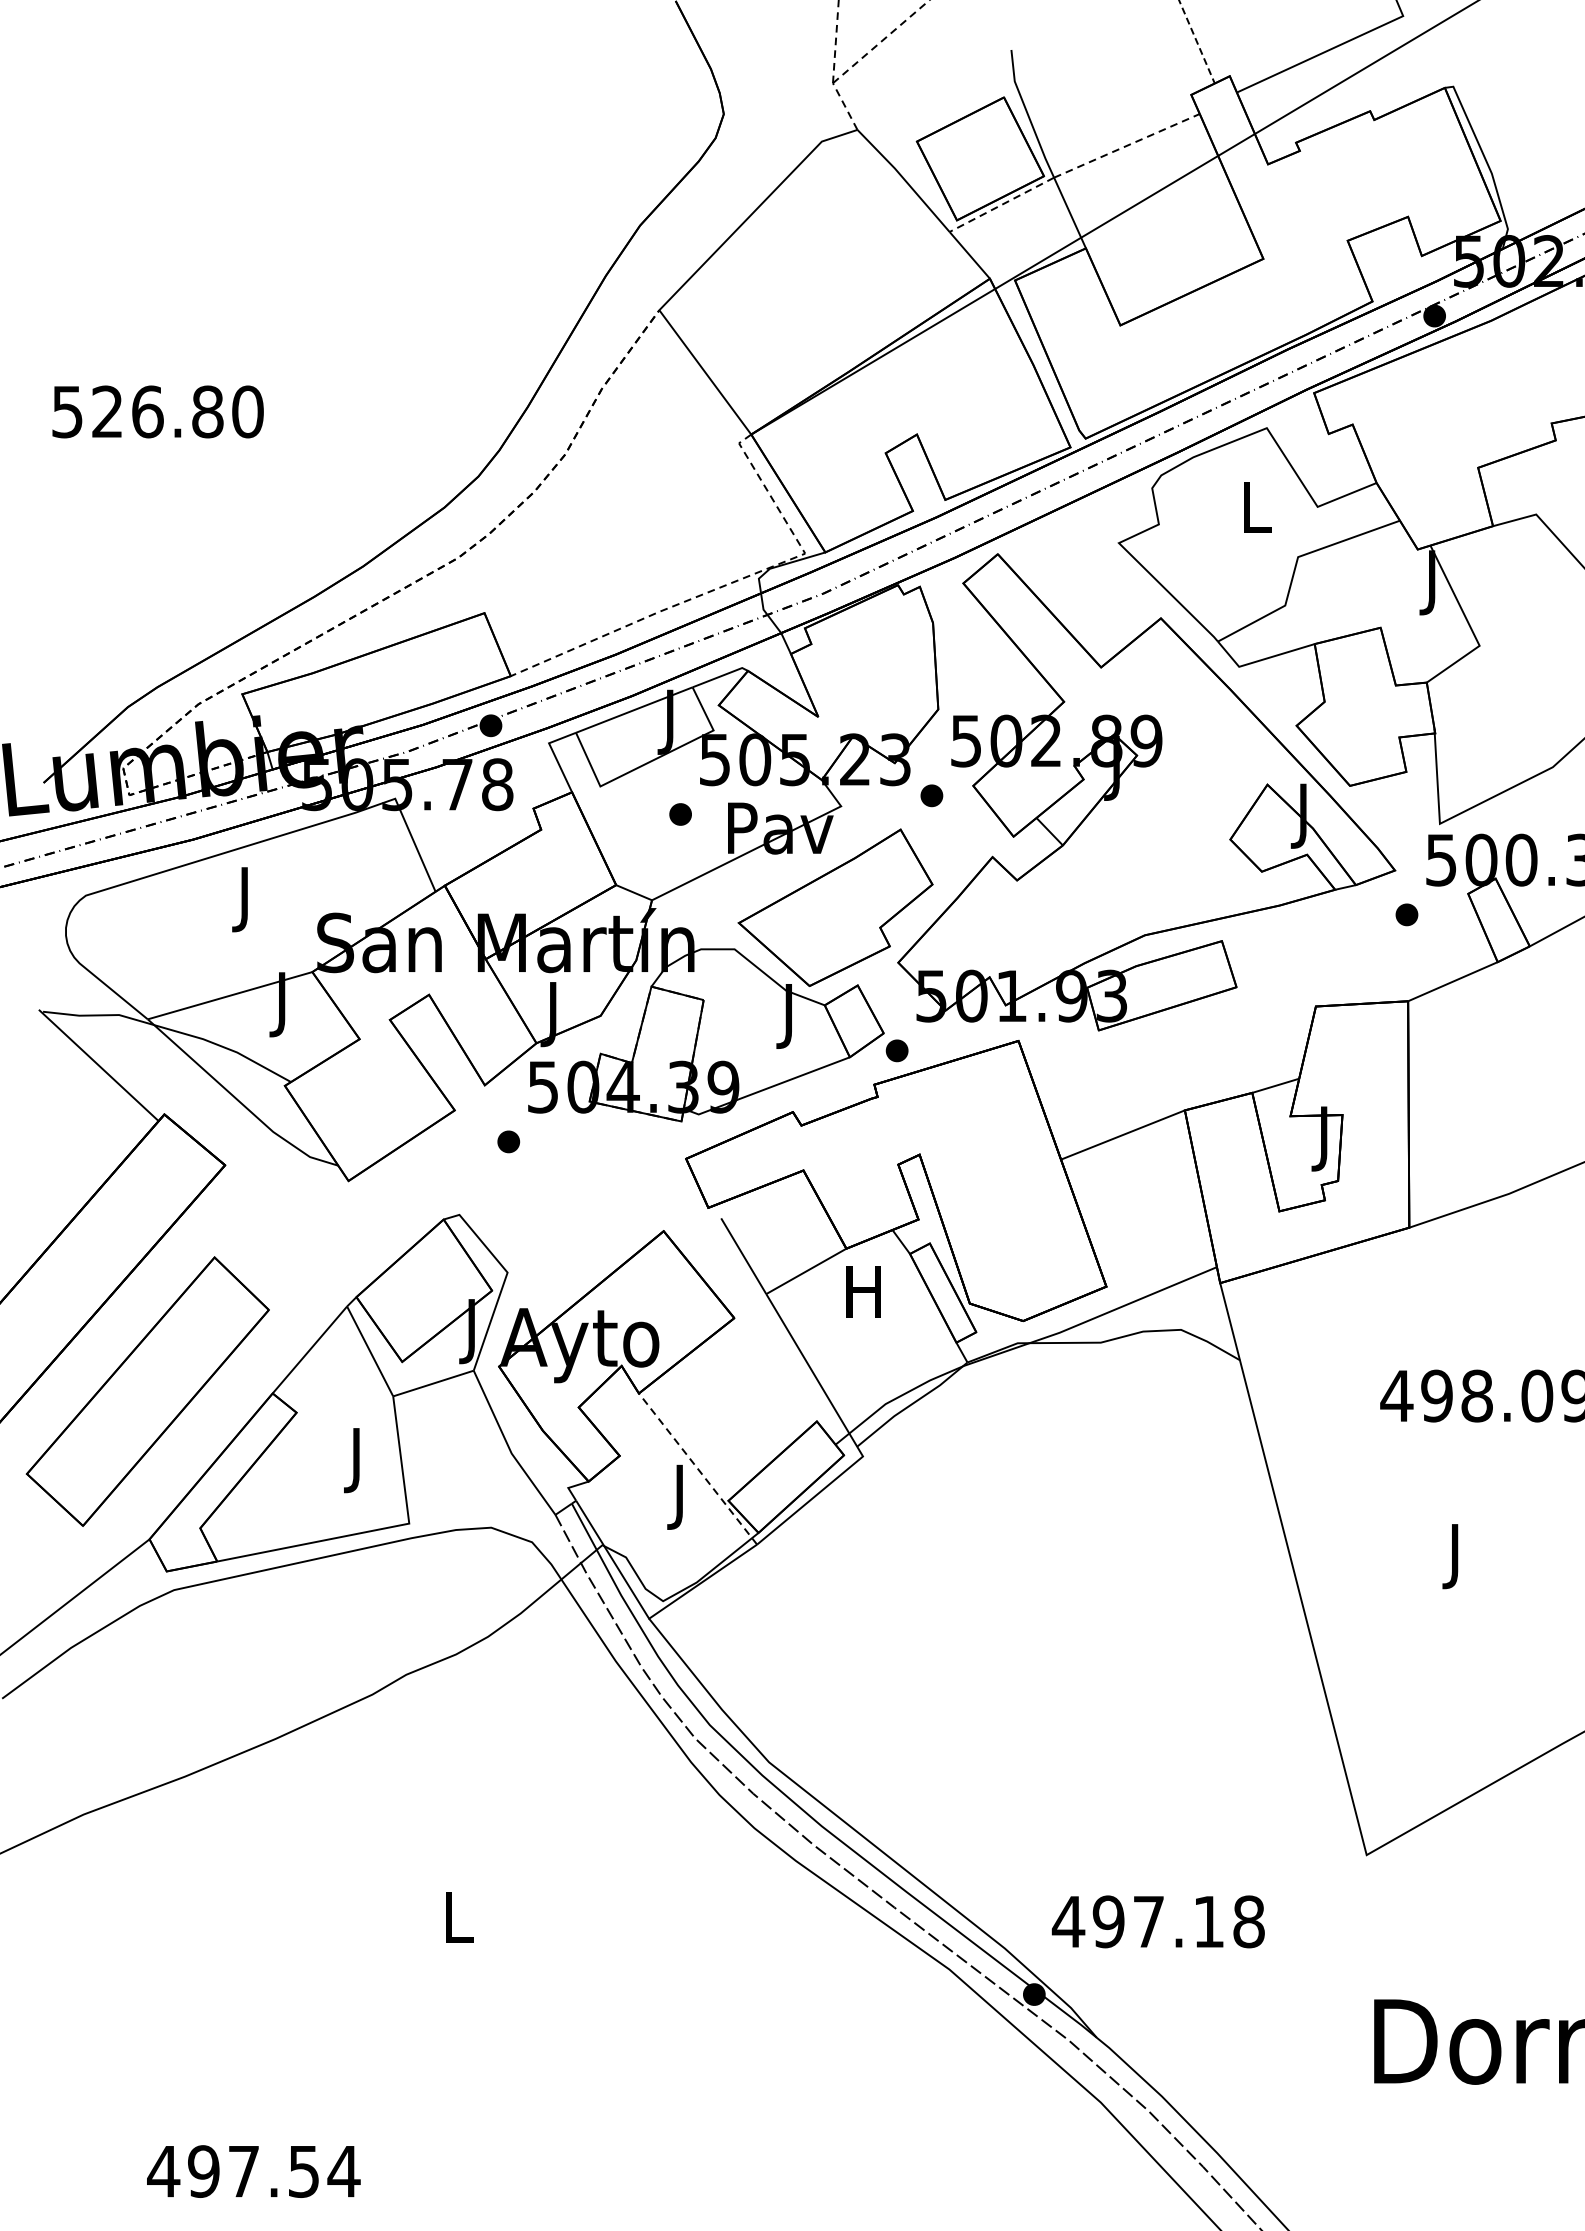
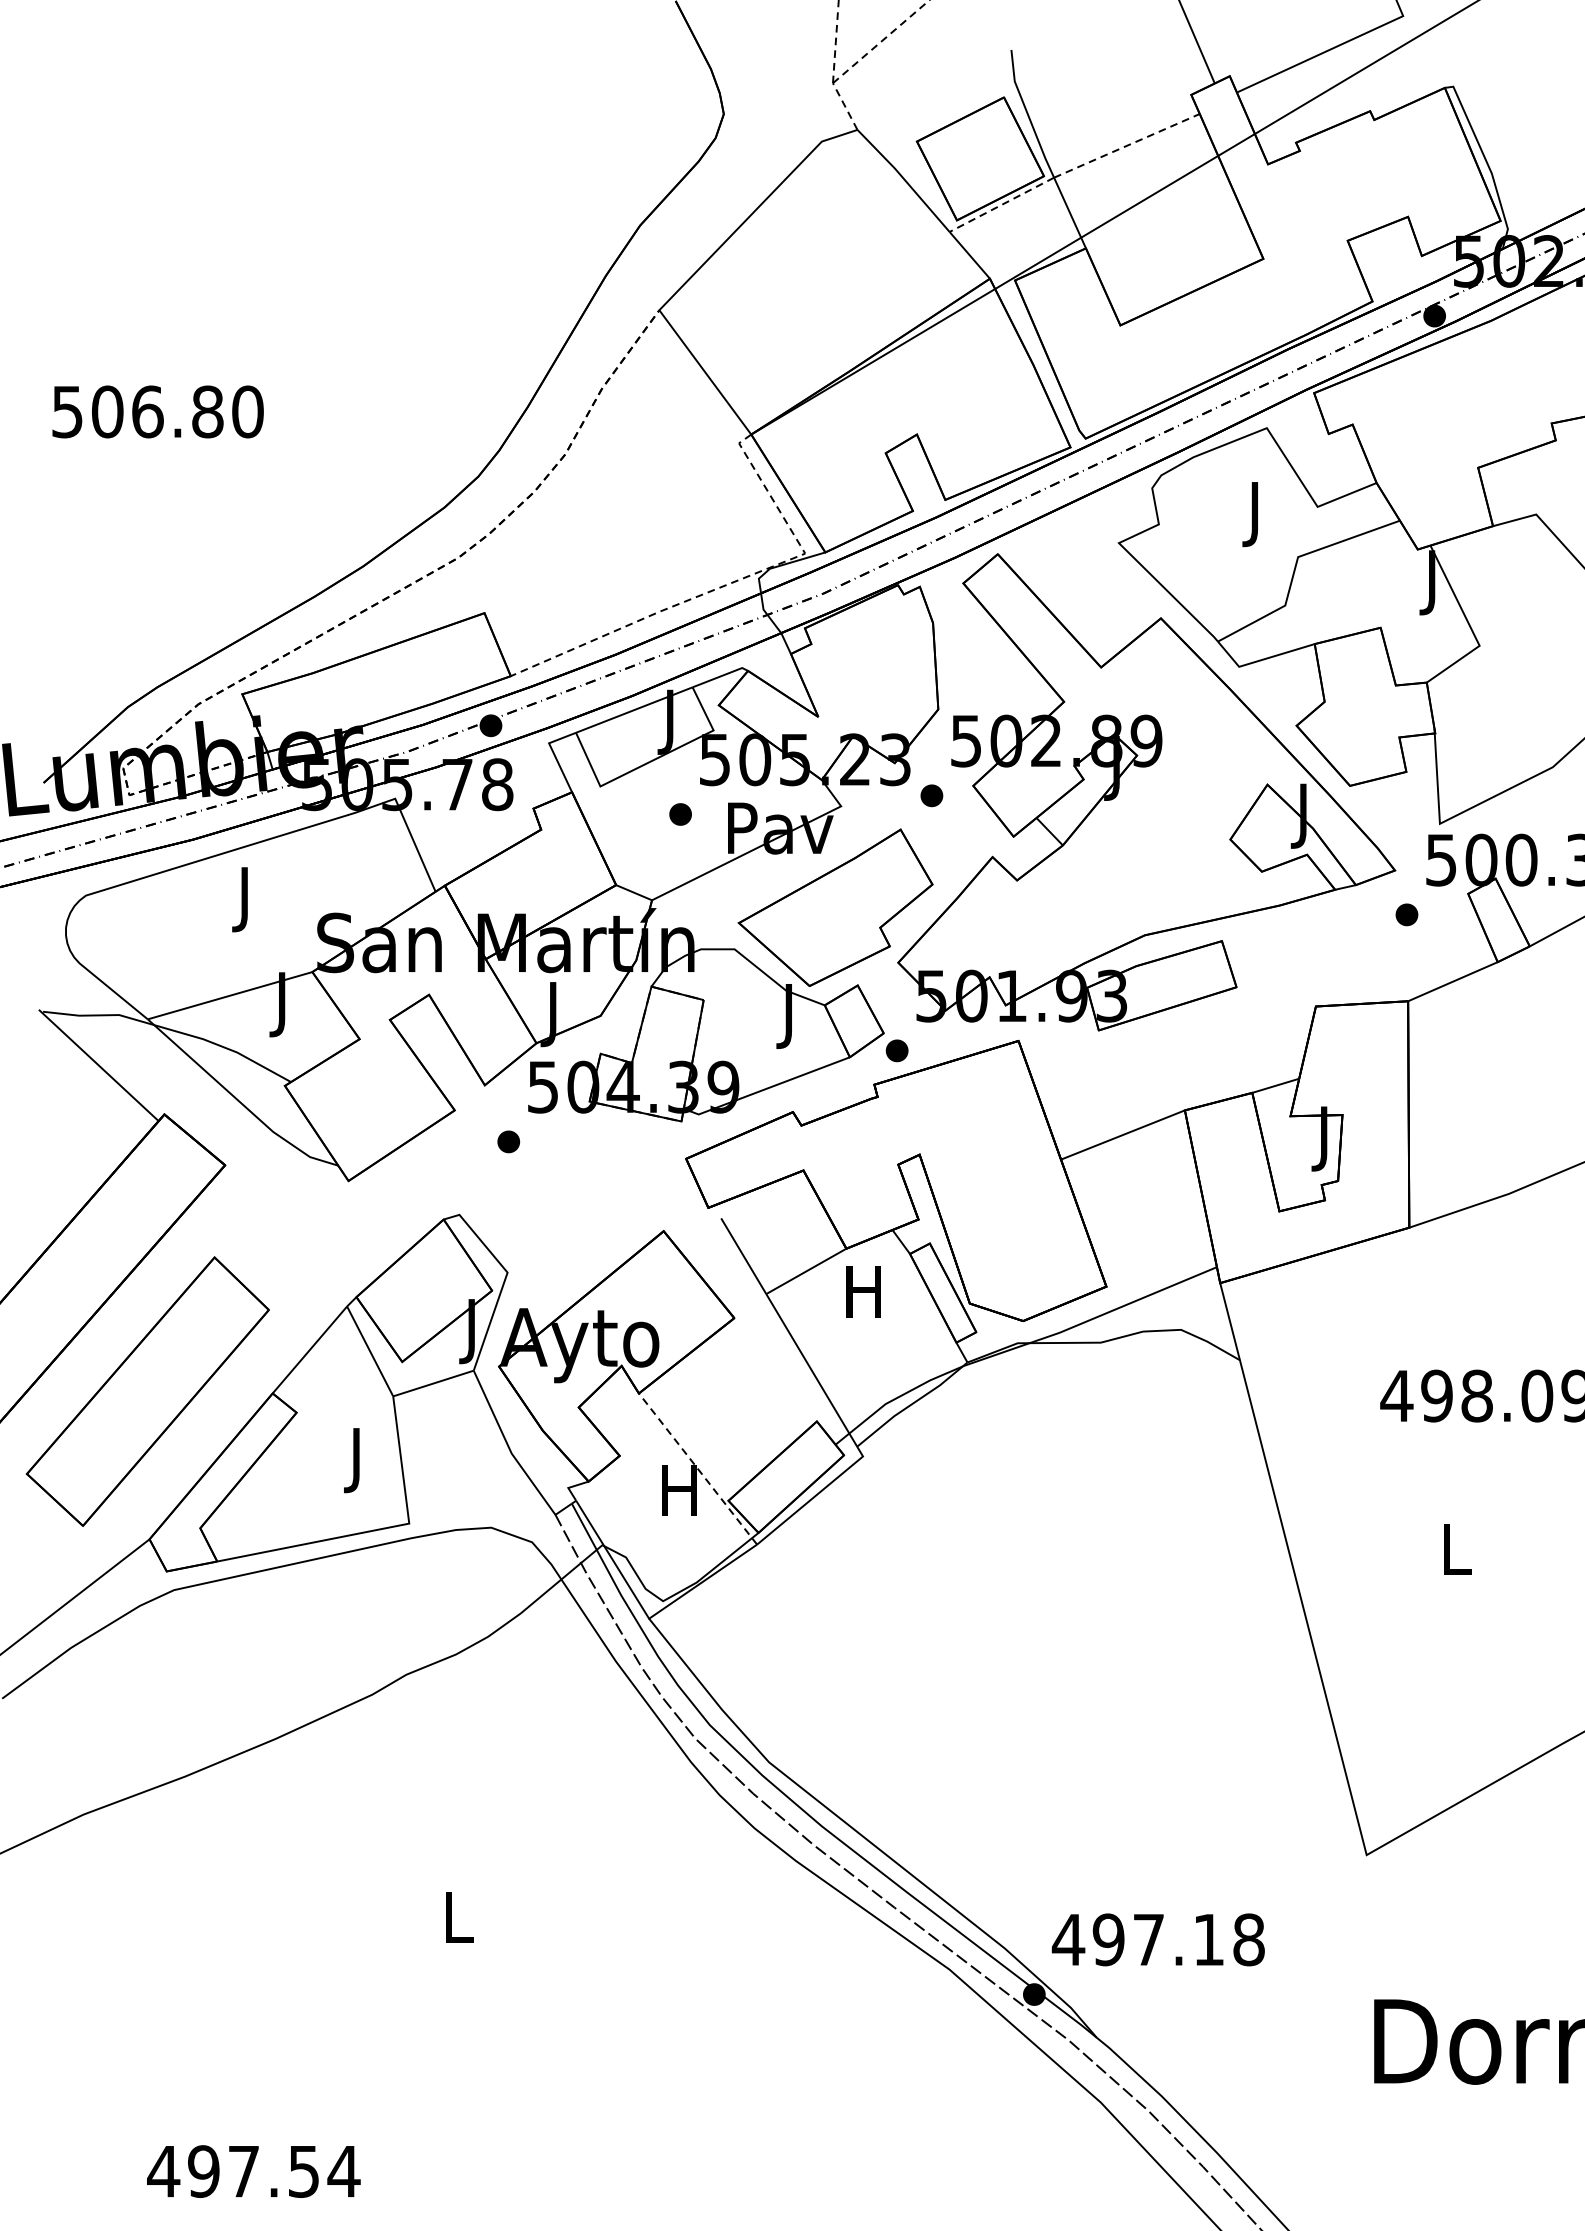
line: dashed -> solid (1197, 42)
text: 526.80 -> 506.80 (107, 411)
text: L -> J (1256, 514)
text: J -> H (679, 1496)
text: J -> L (1456, 1556)
text position: (1157, 1921) -> (1157, 1939) (1157, 1939)
